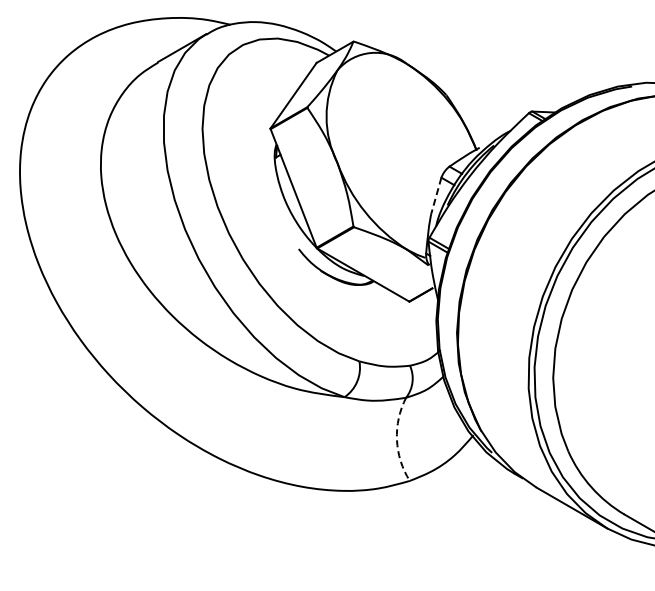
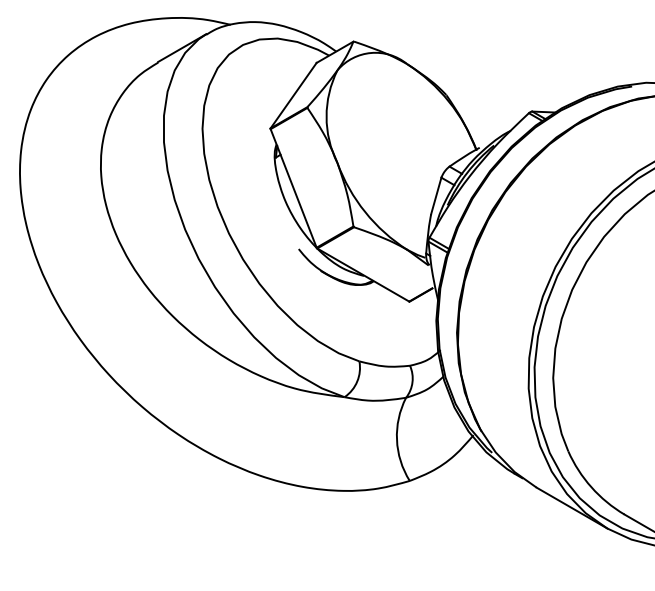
line: dashed -> solid (436, 195)
arc: dashed -> solid (396, 439)
